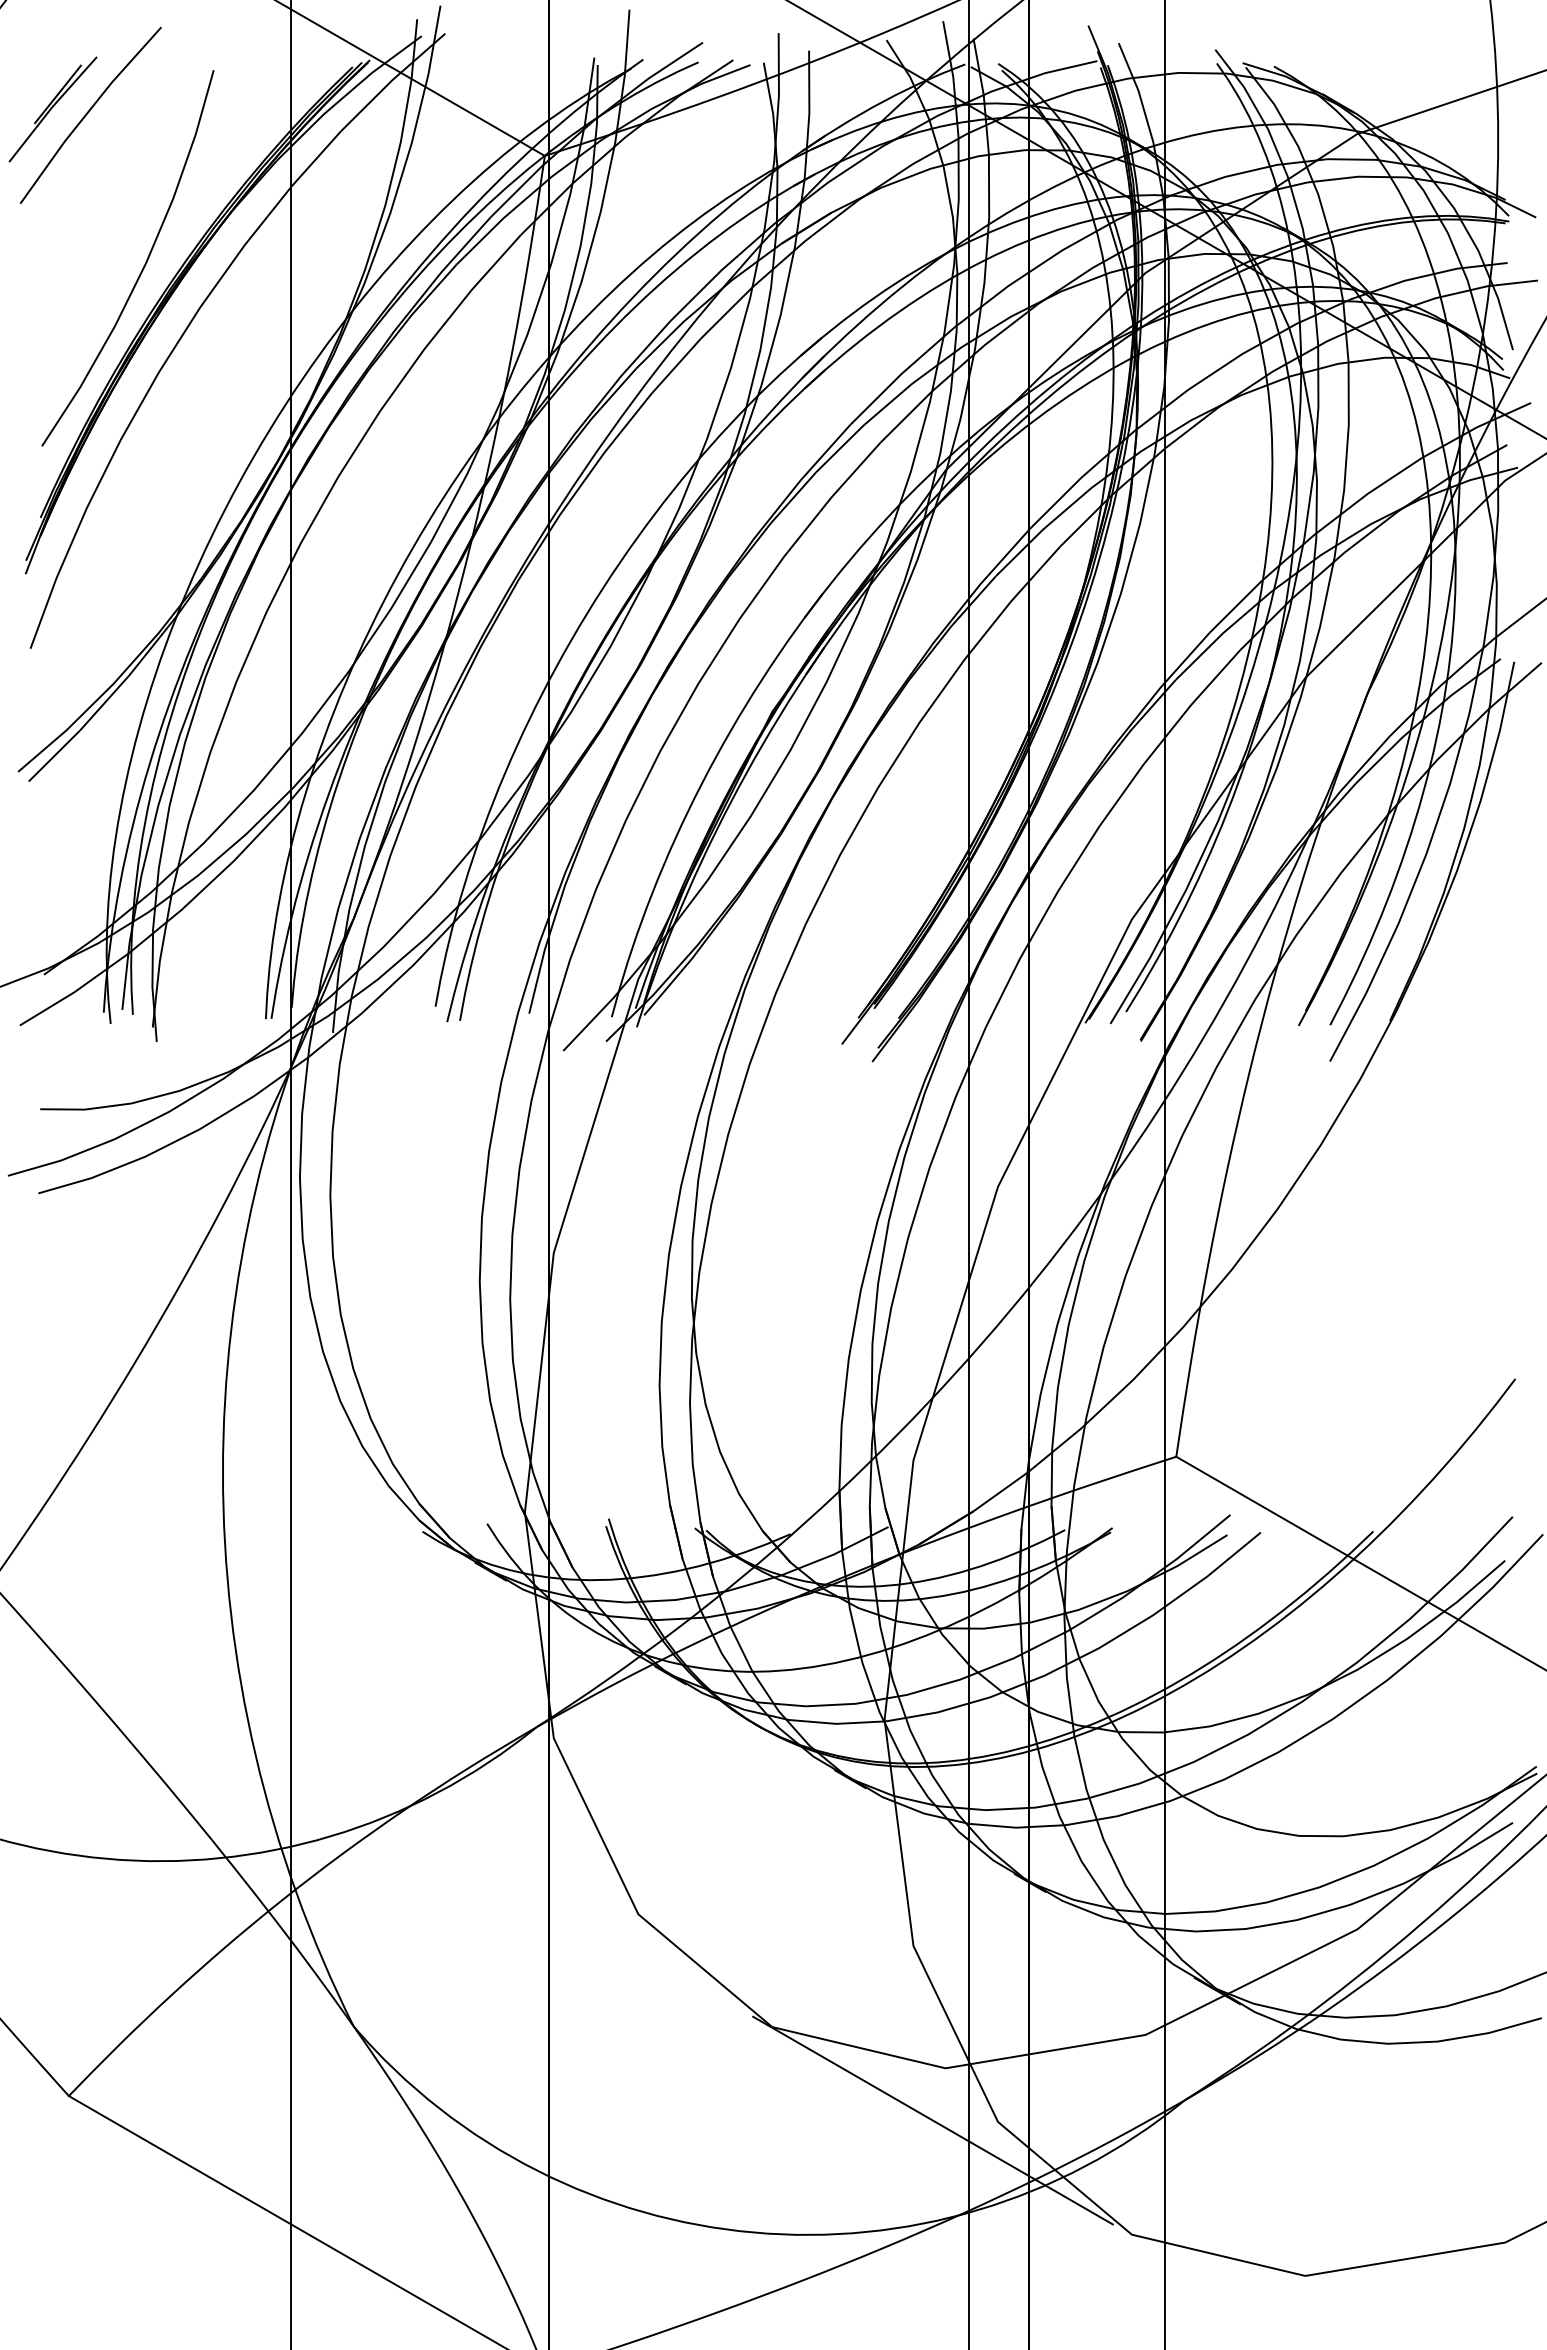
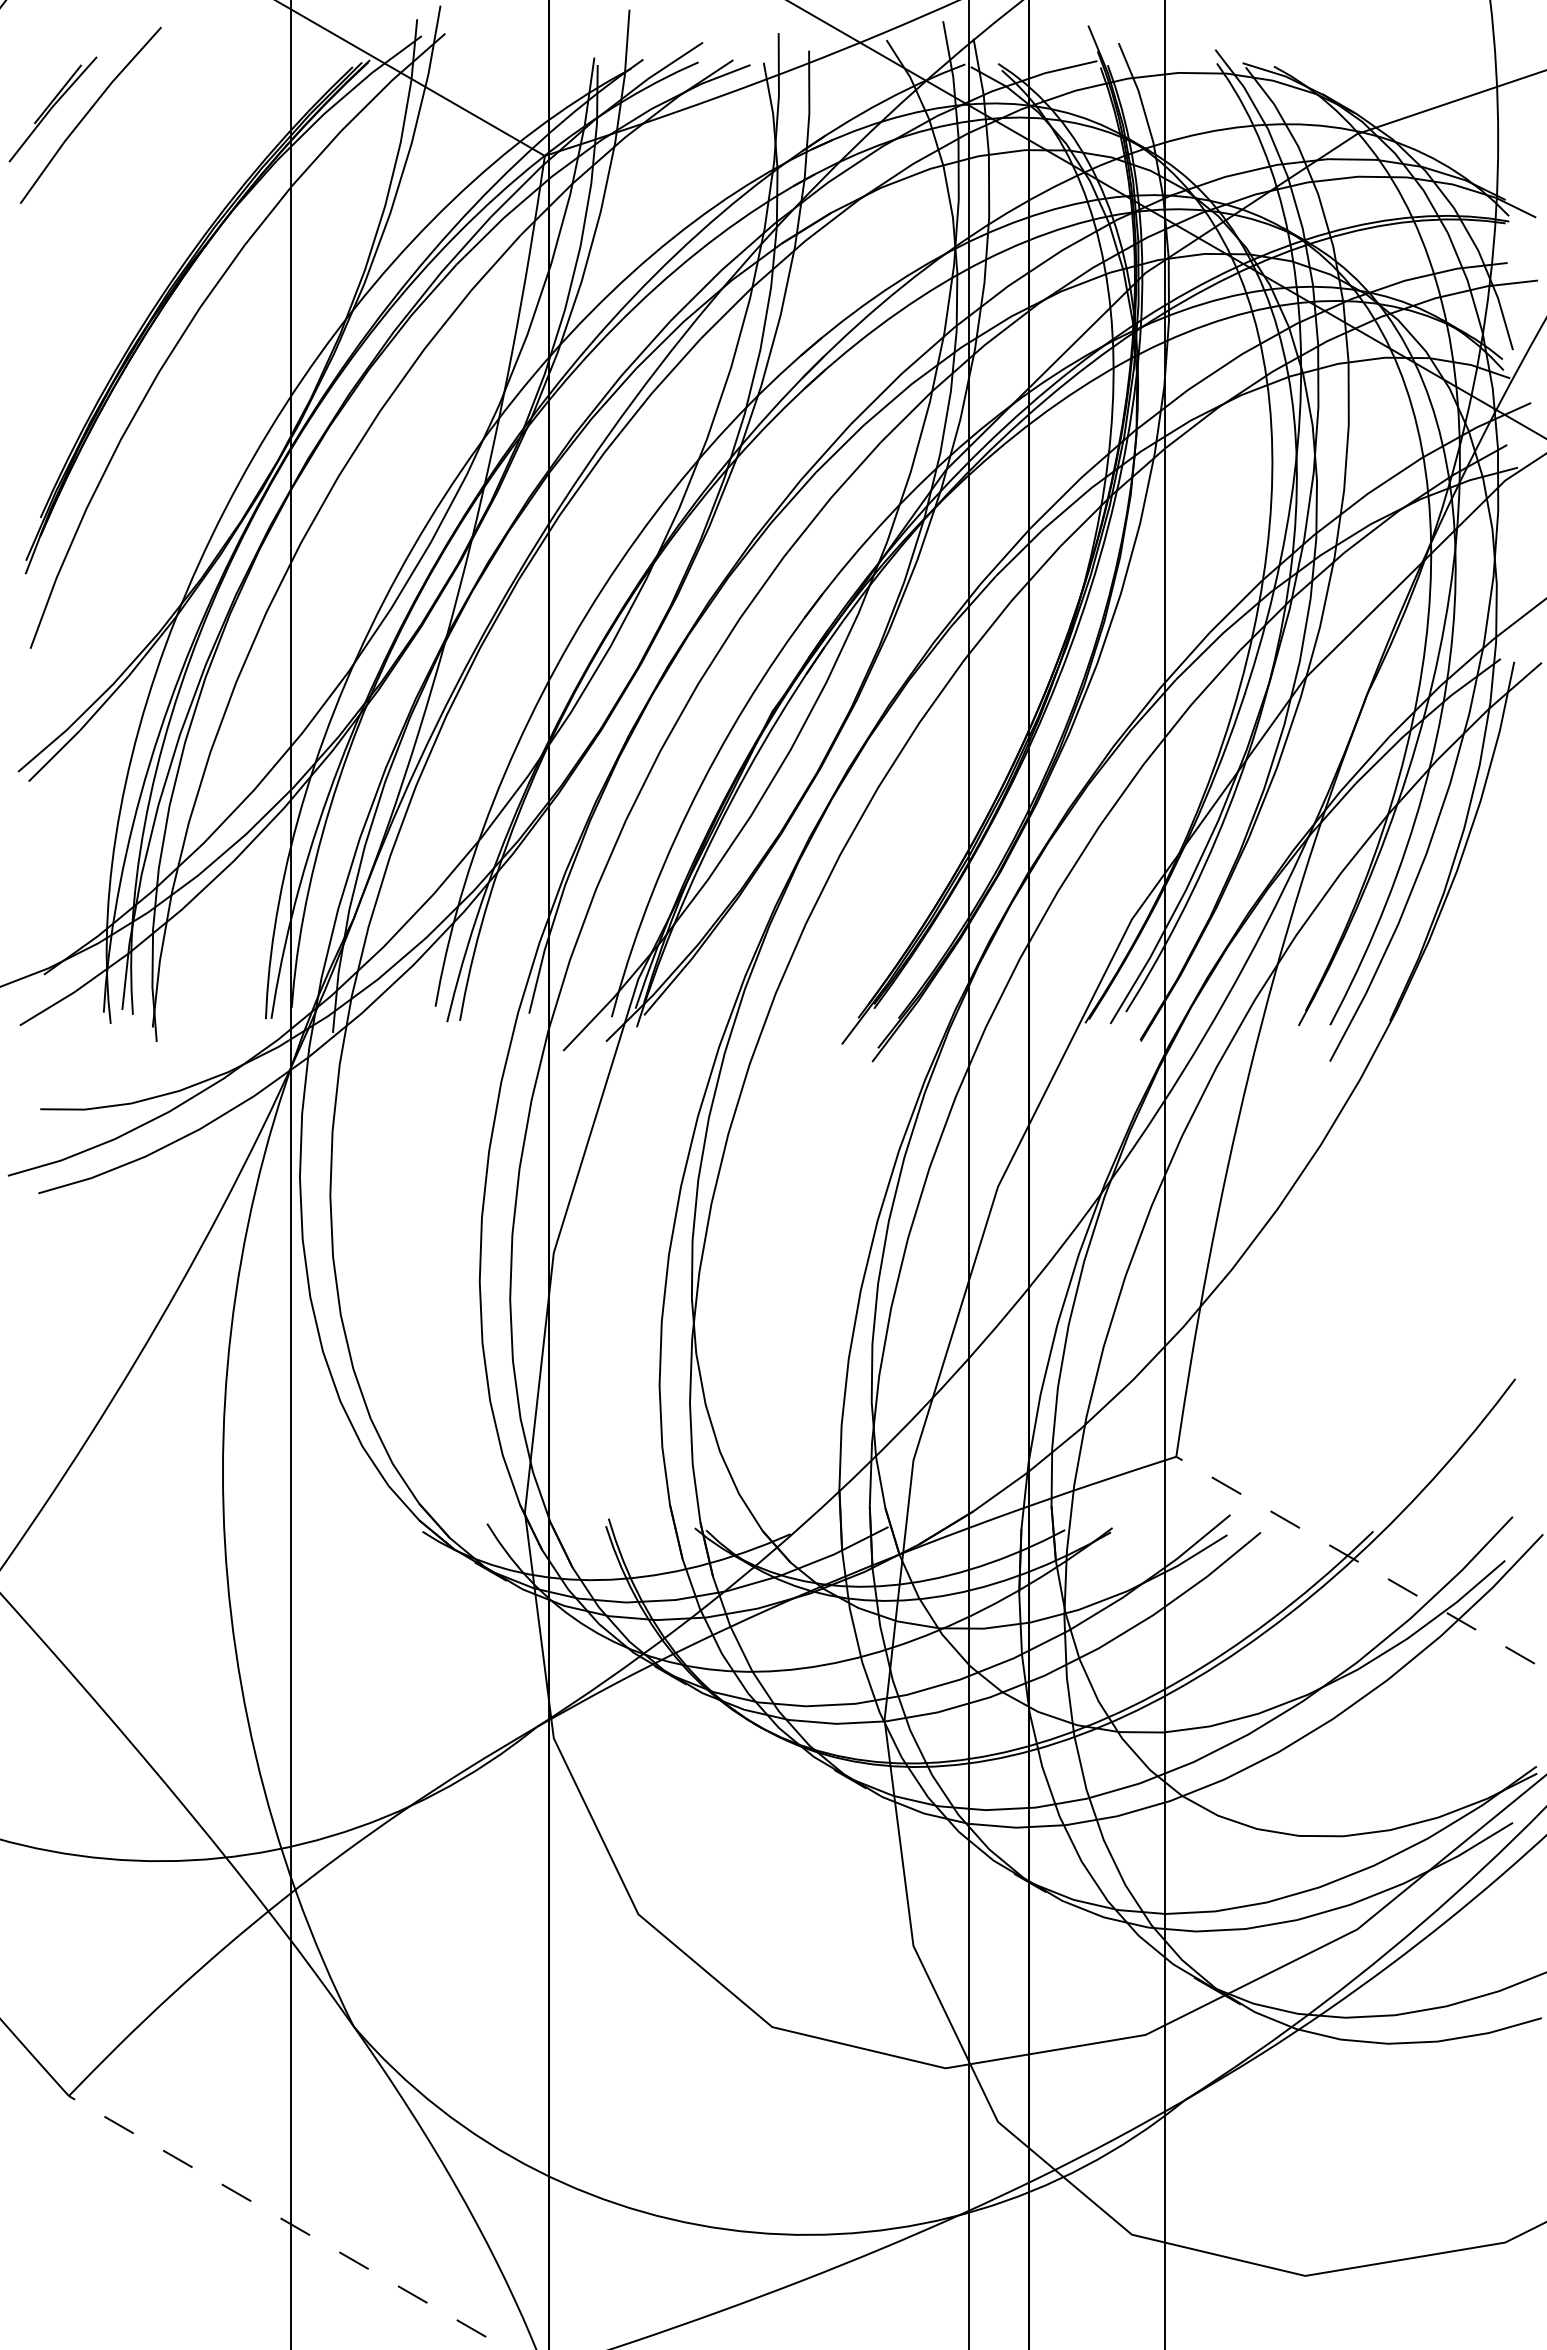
curve: present -> none (143, 265)
line: solid -> dashed (1361, 1563)
line: present -> none (932, 2120)
line: solid -> dashed (288, 2222)
